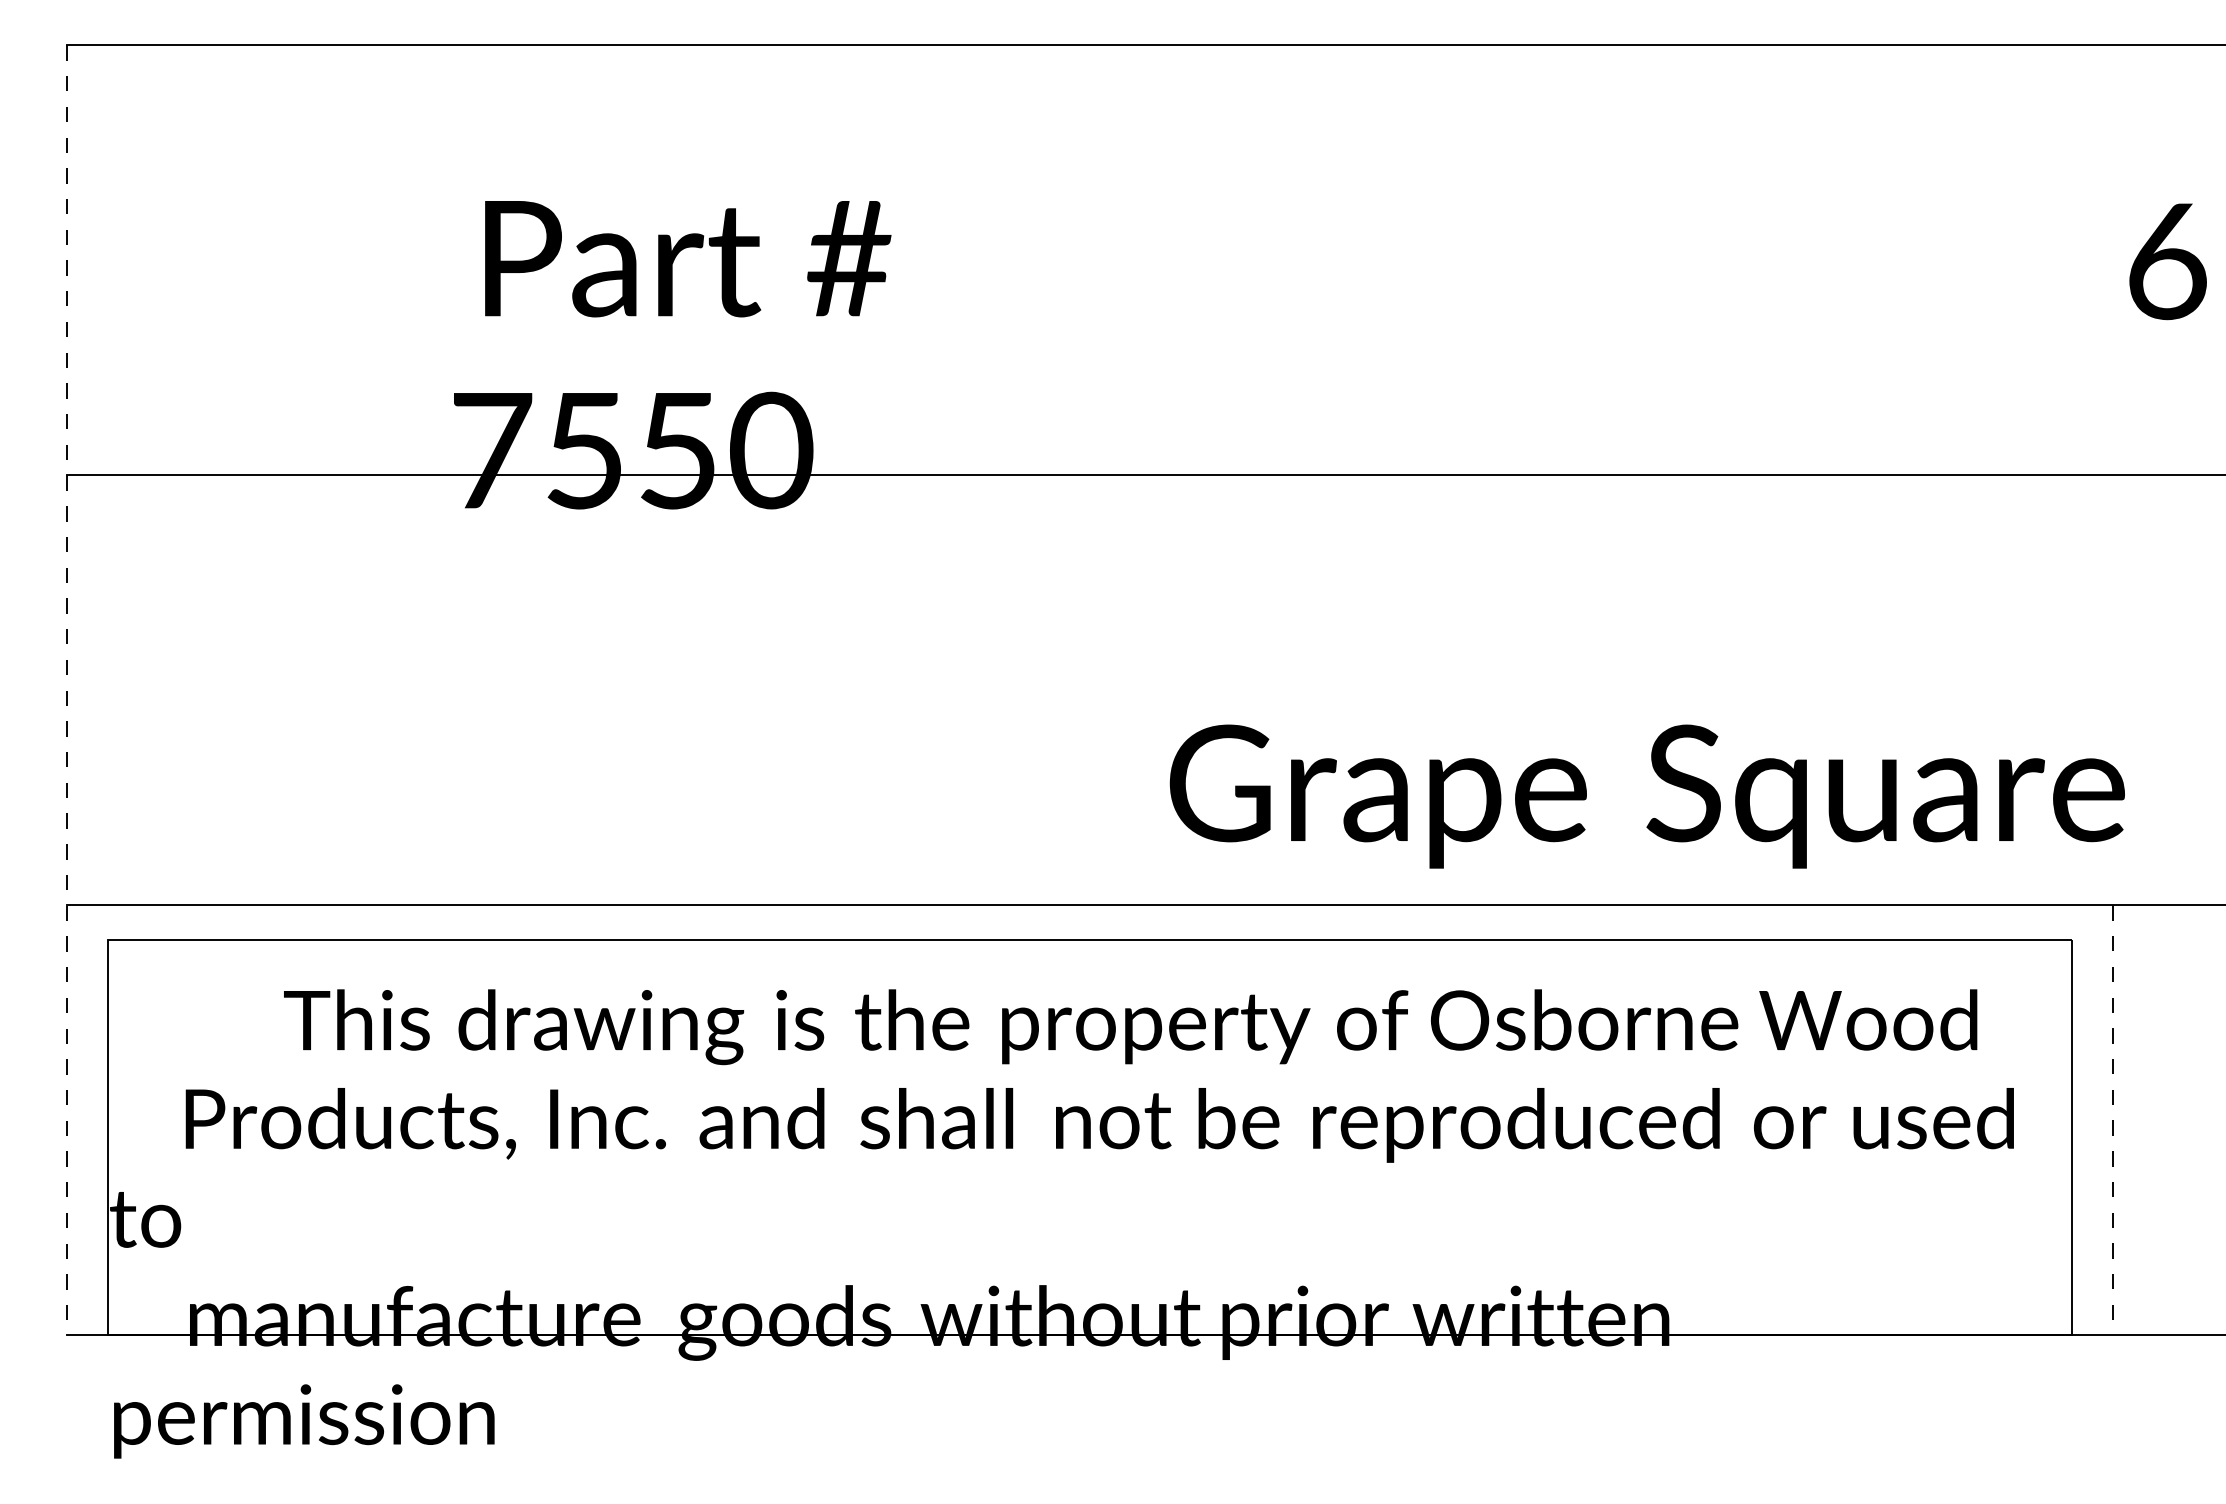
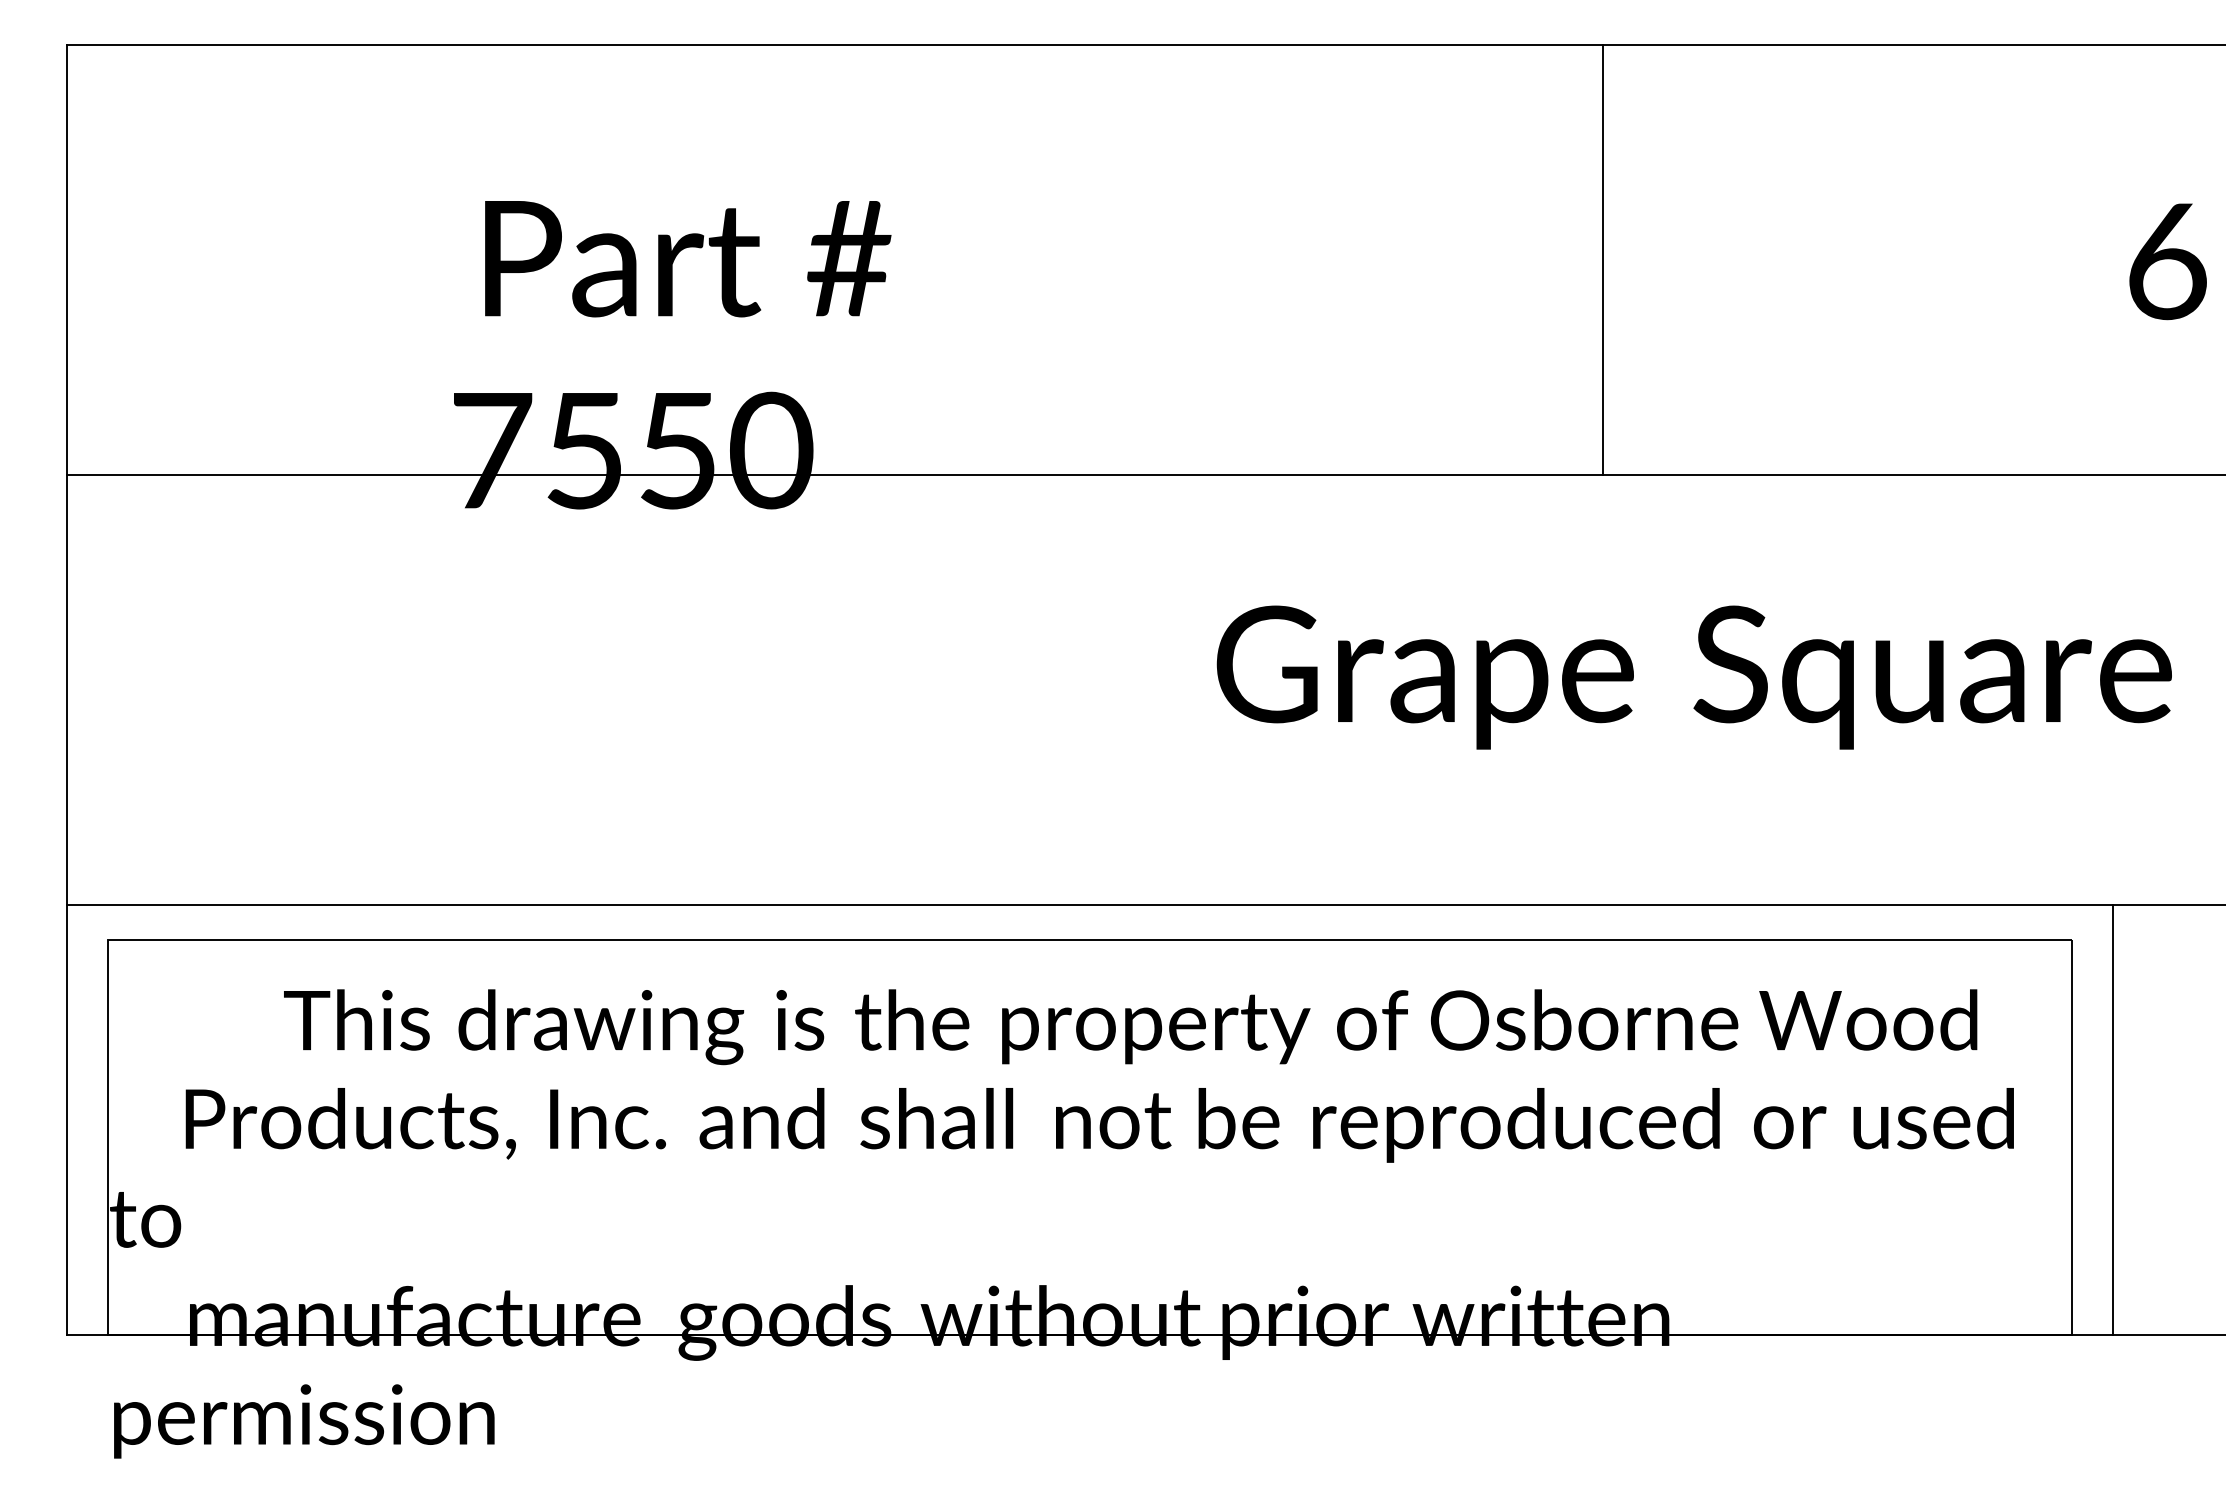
line: none -> present (1602, 260)
line: dashed -> solid (66, 690)
text position: (1646, 796) -> (1693, 677) (1693, 677)
line: dashed -> solid (2113, 1120)
